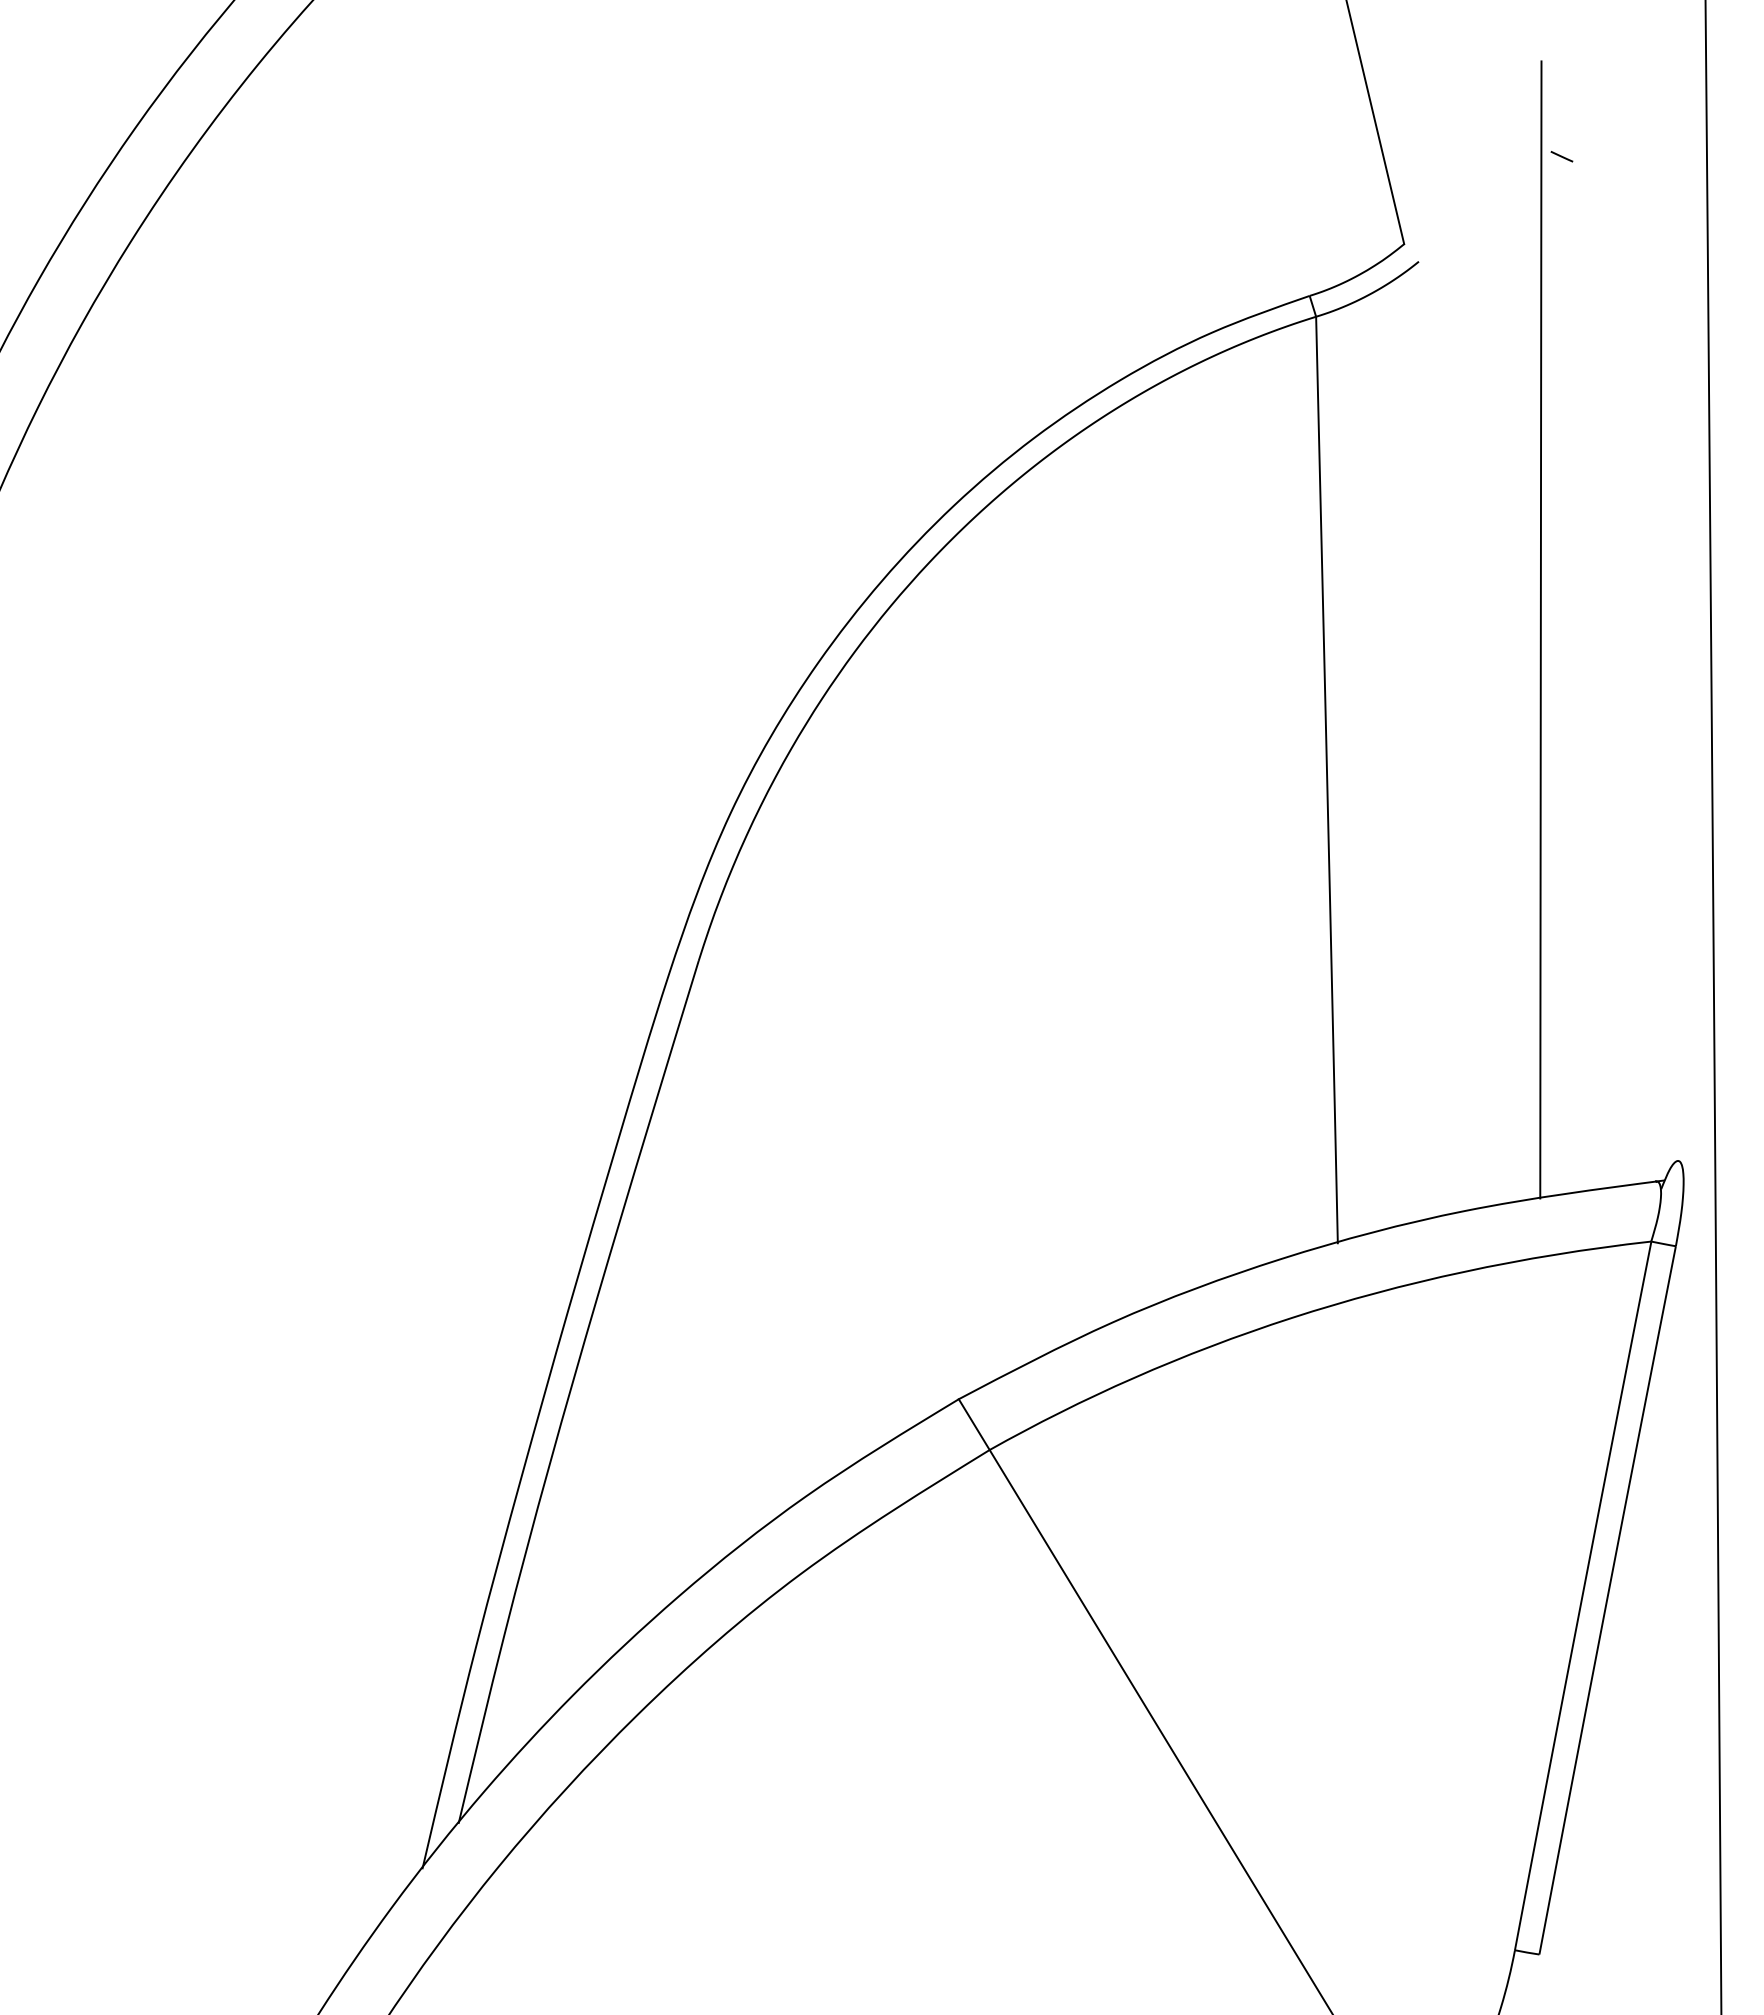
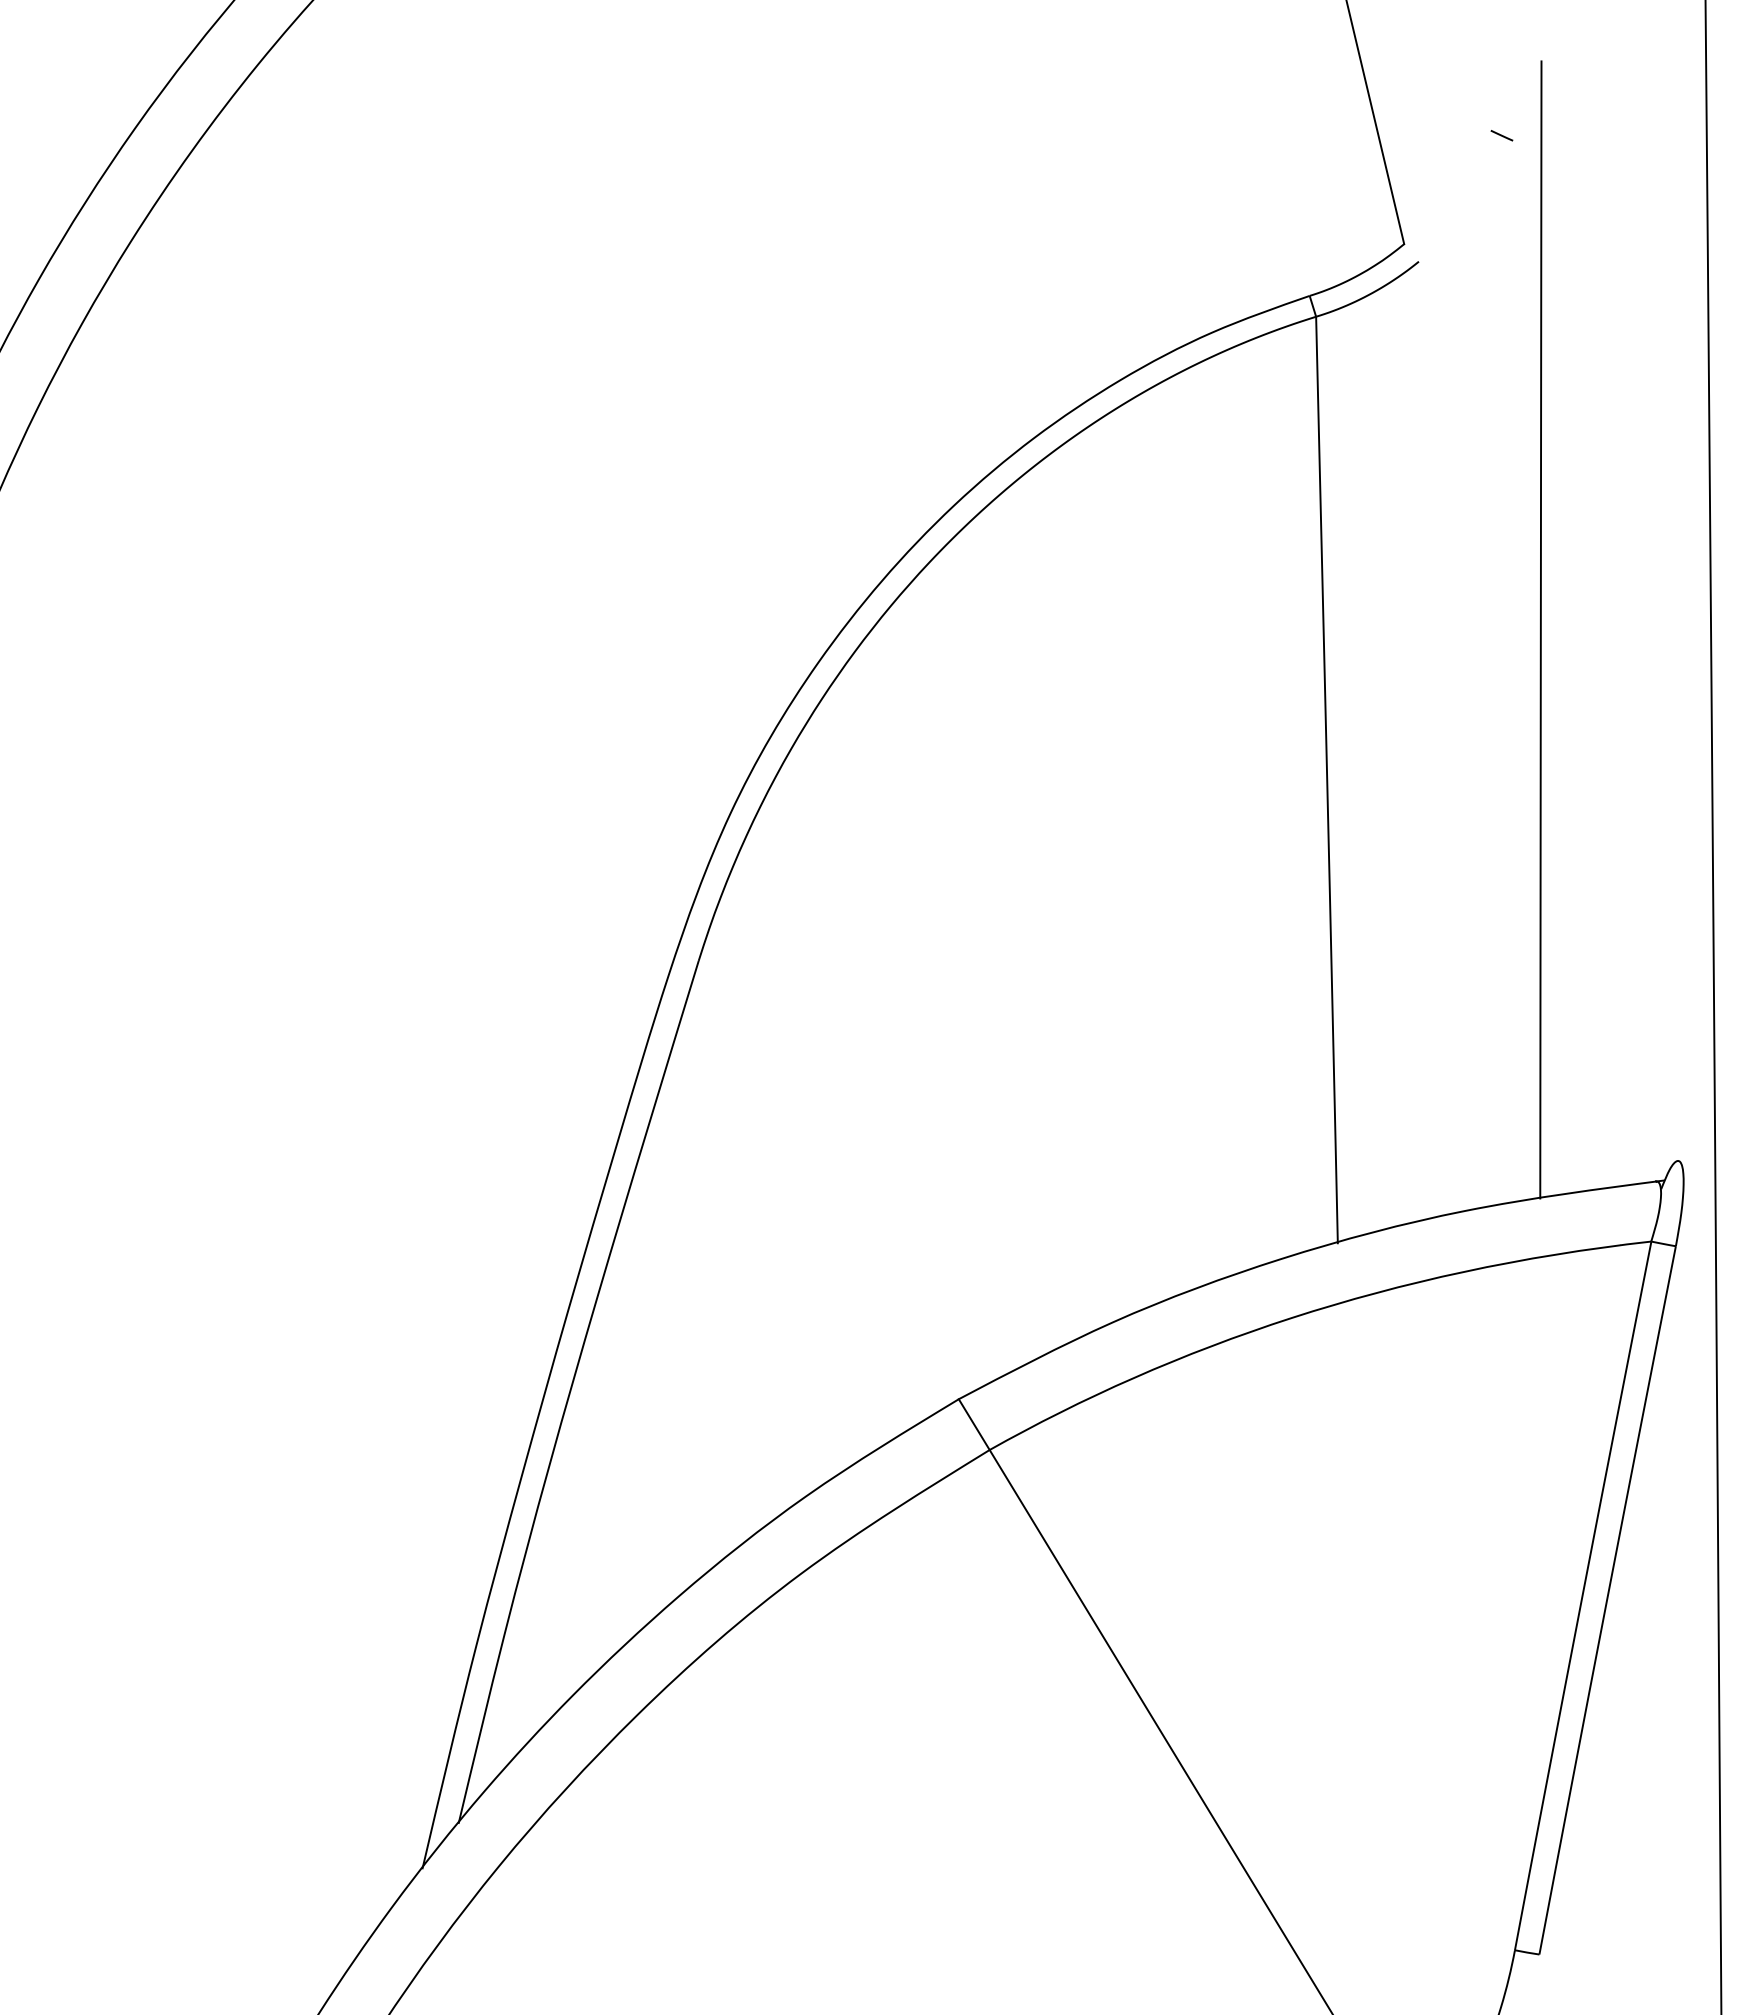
line position: (1561, 156) -> (1501, 135) (1501, 135)
